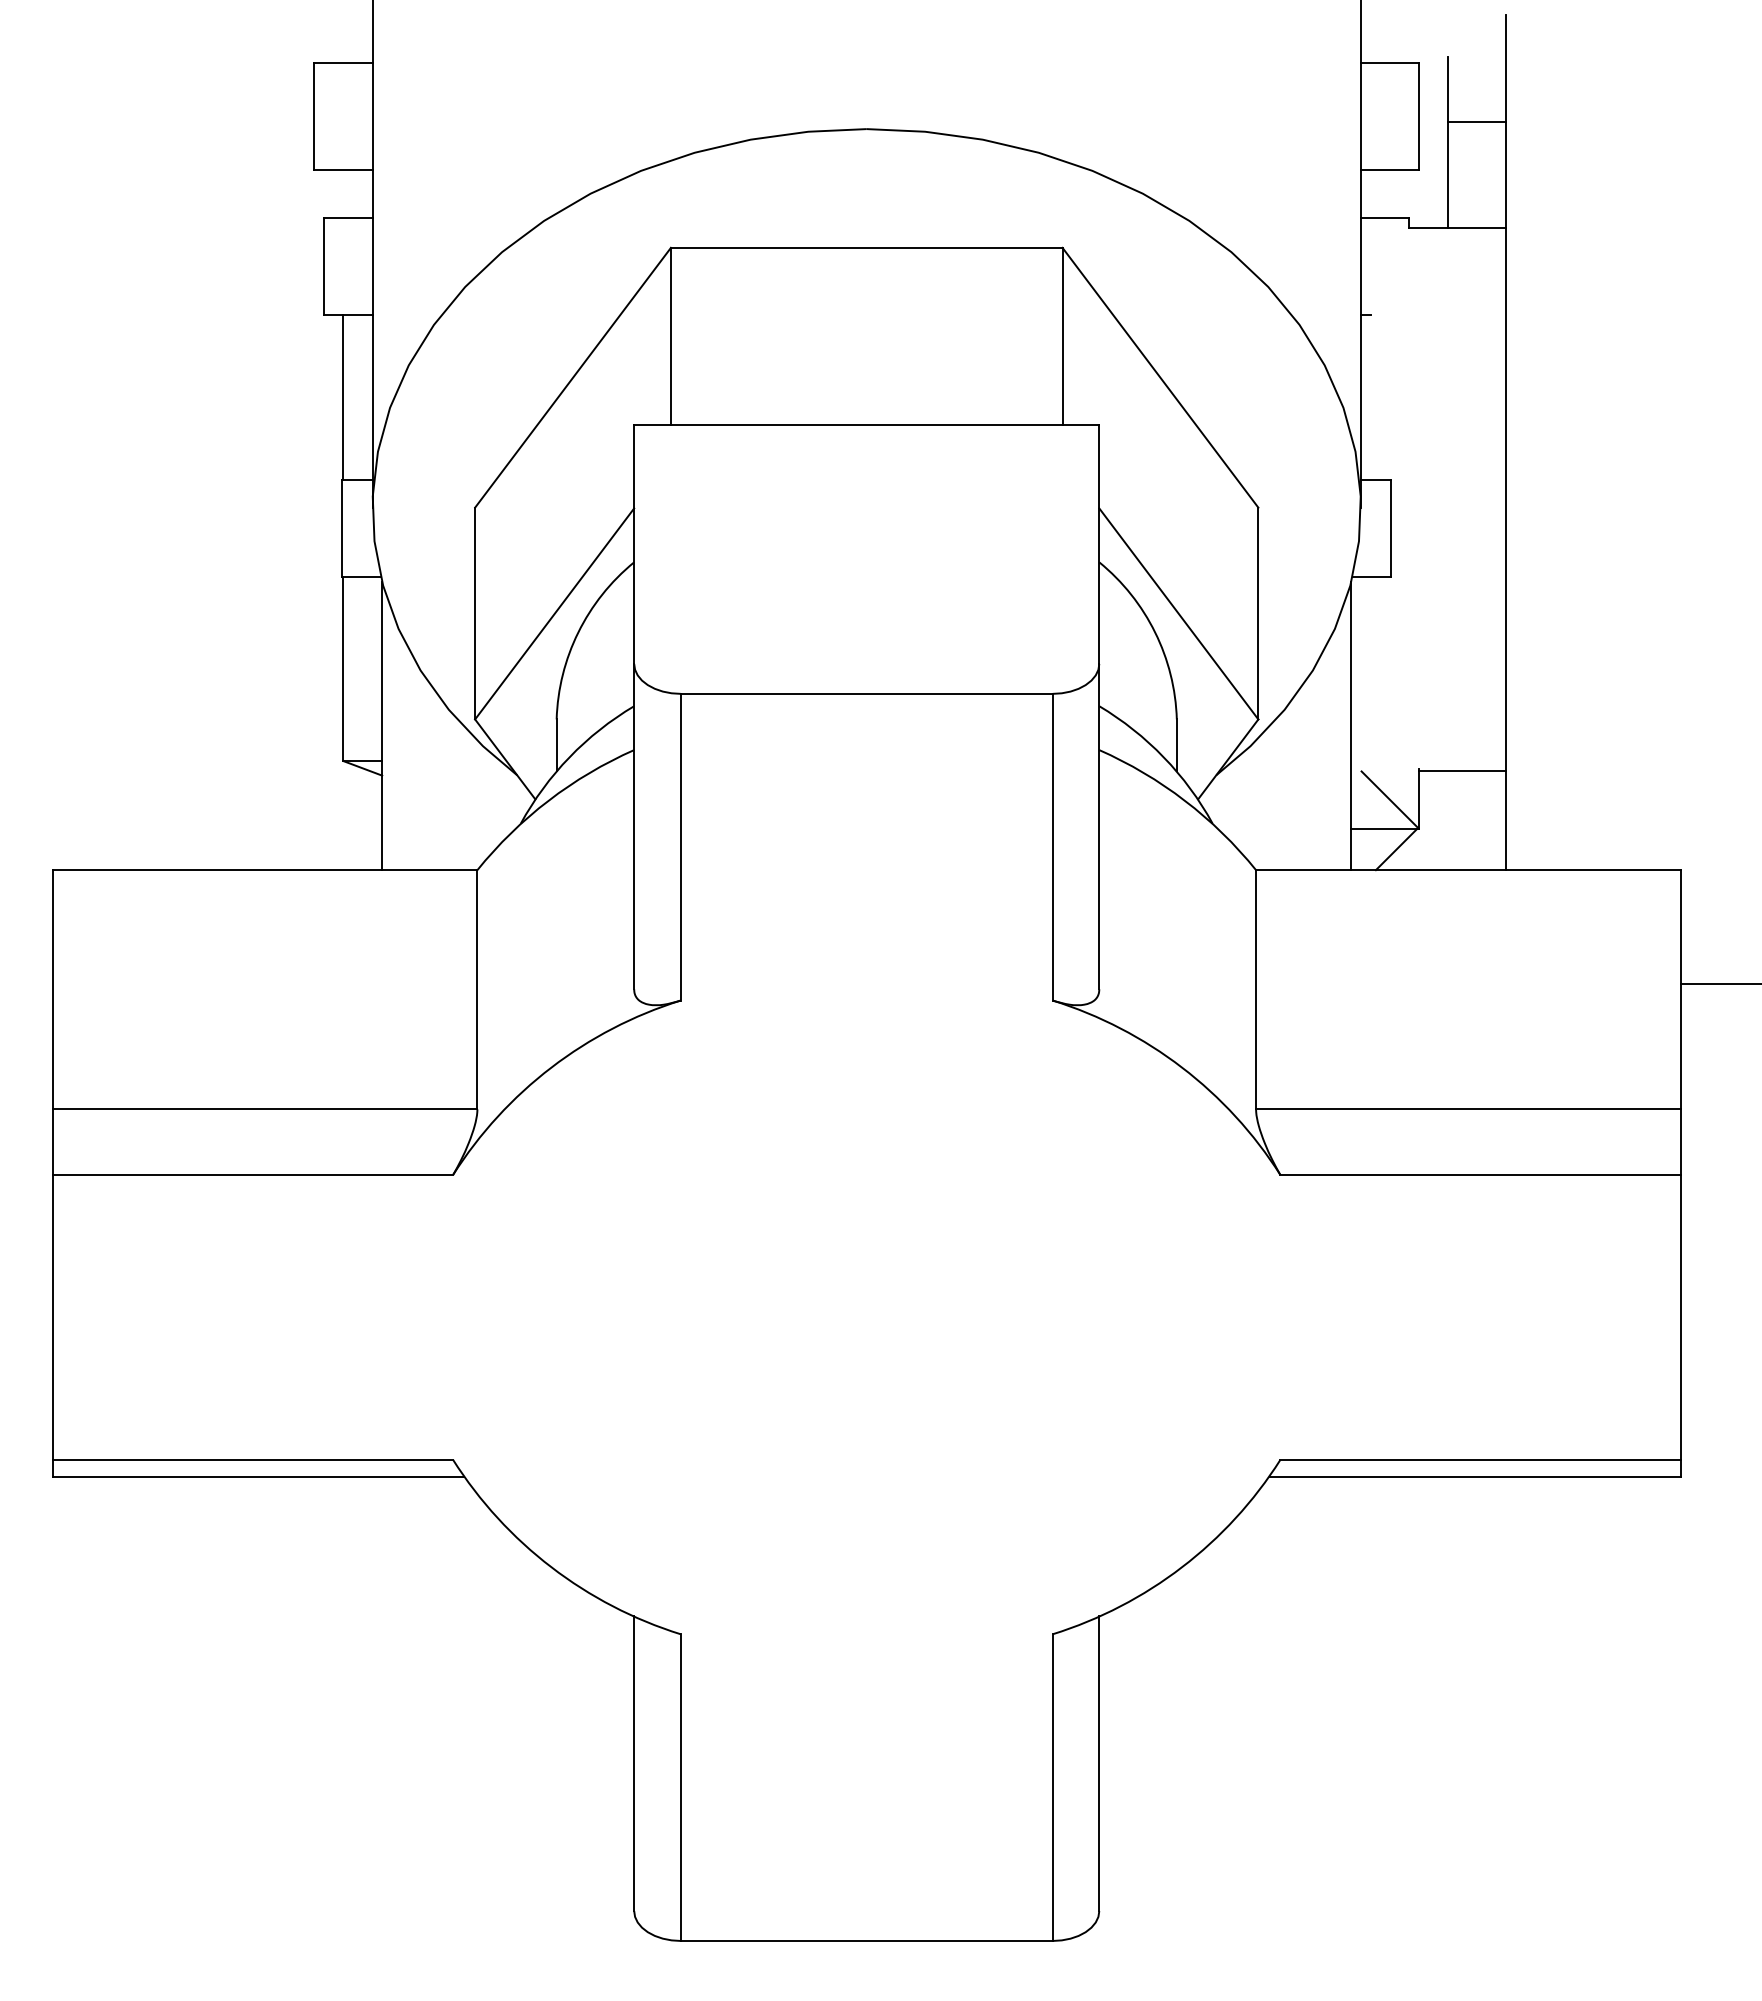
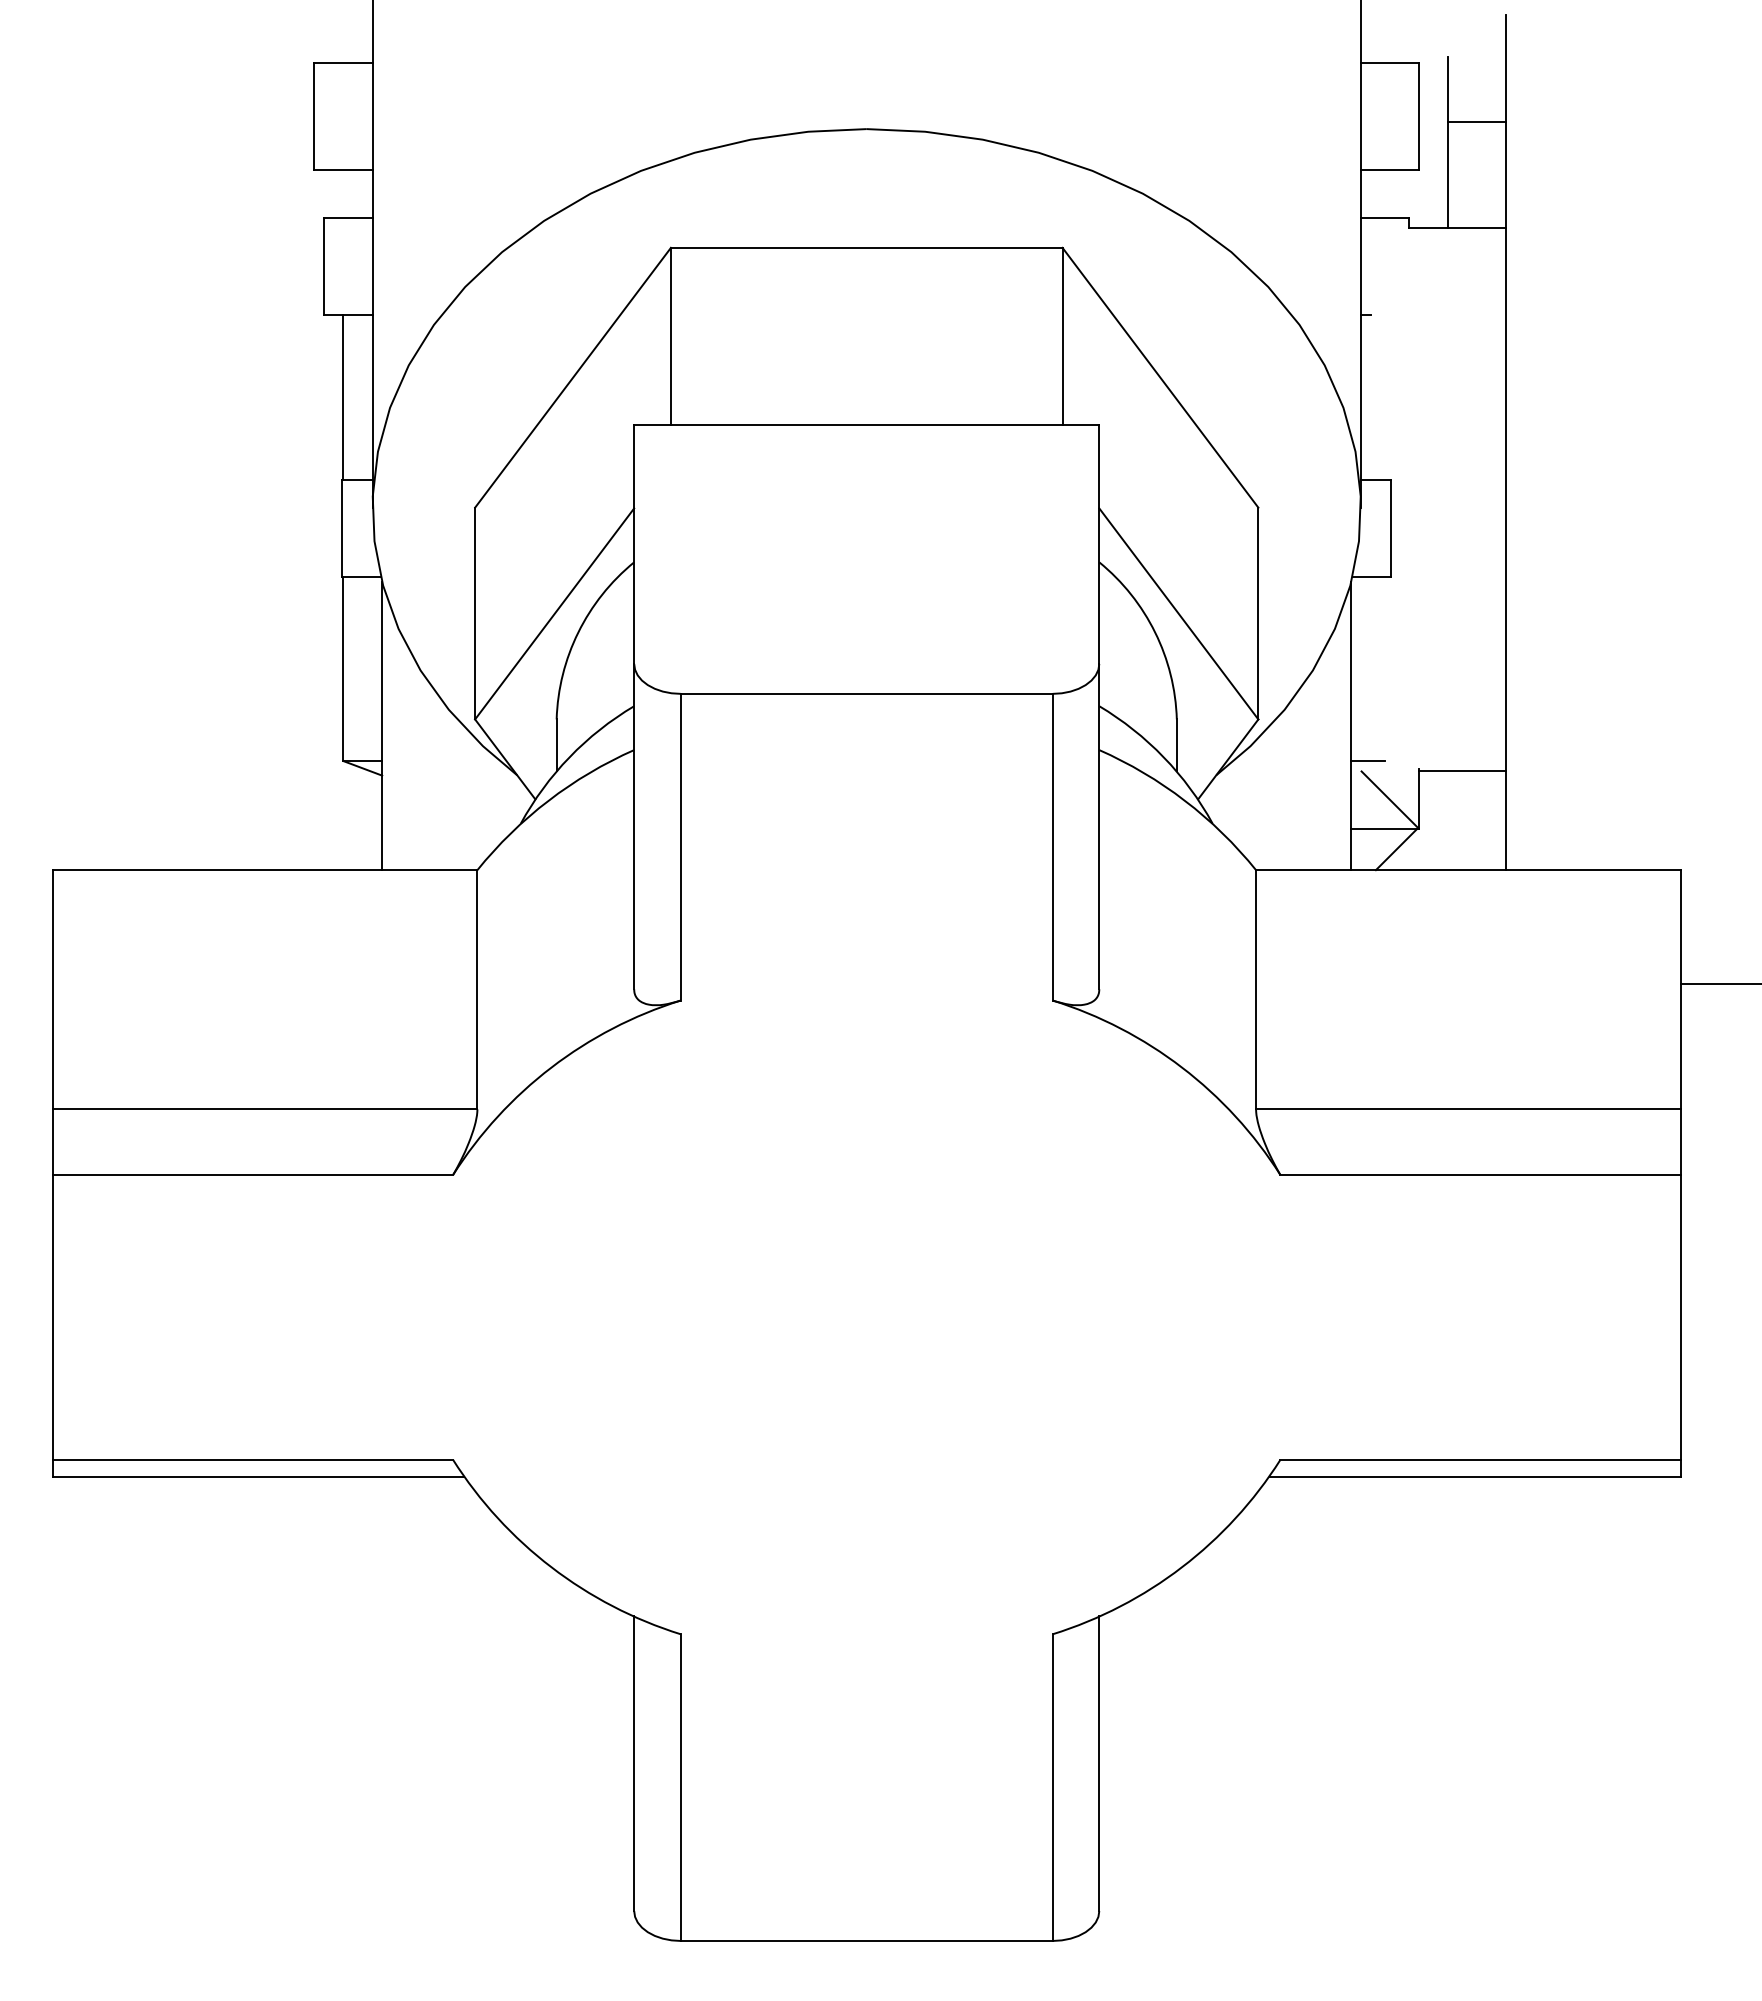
line: none -> present (1368, 761)
